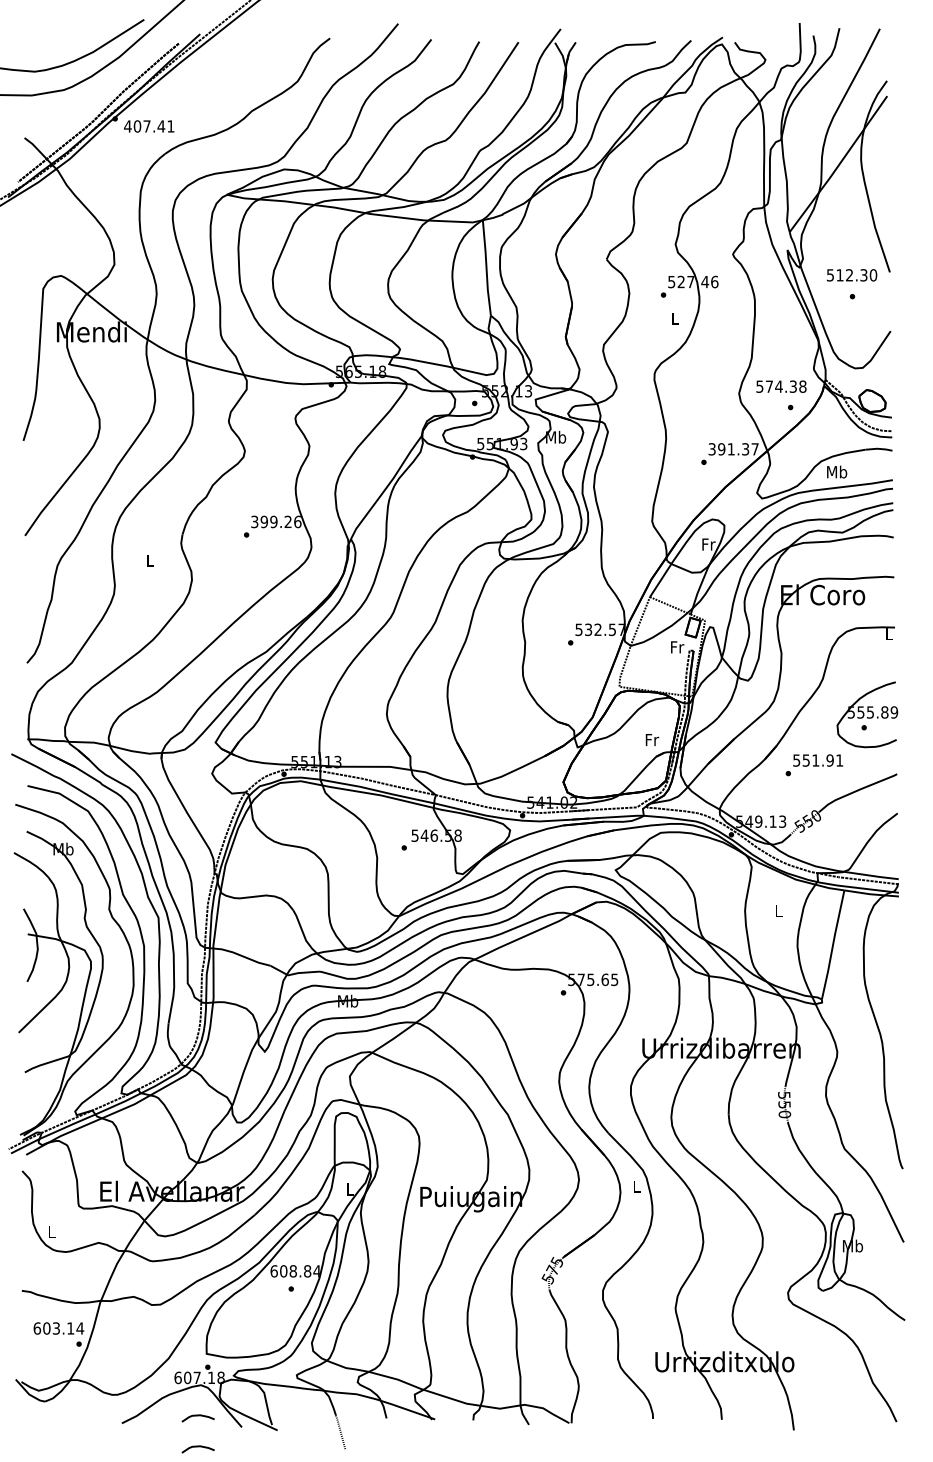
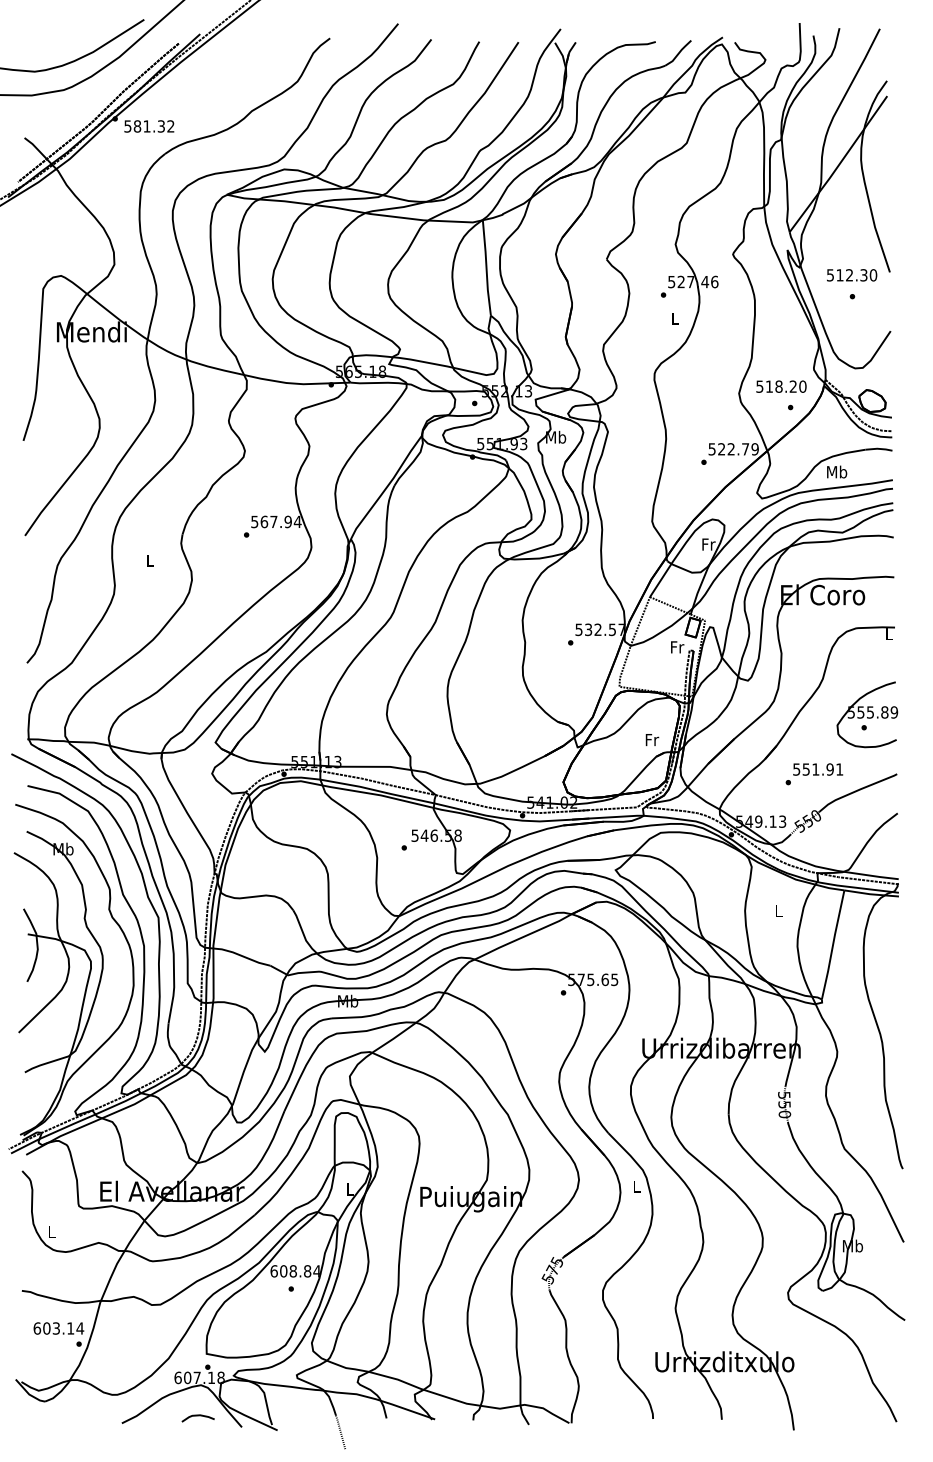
text: 407.41 -> 581.32 (149, 126)
text: 574.38 -> 518.20 (786, 386)
text: 391.37 -> 522.79 (733, 449)
text: 399.26 -> 567.94 (276, 521)
text position: (814, 765) -> (814, 774) (814, 774)
curve: present -> none (197, 1447)
